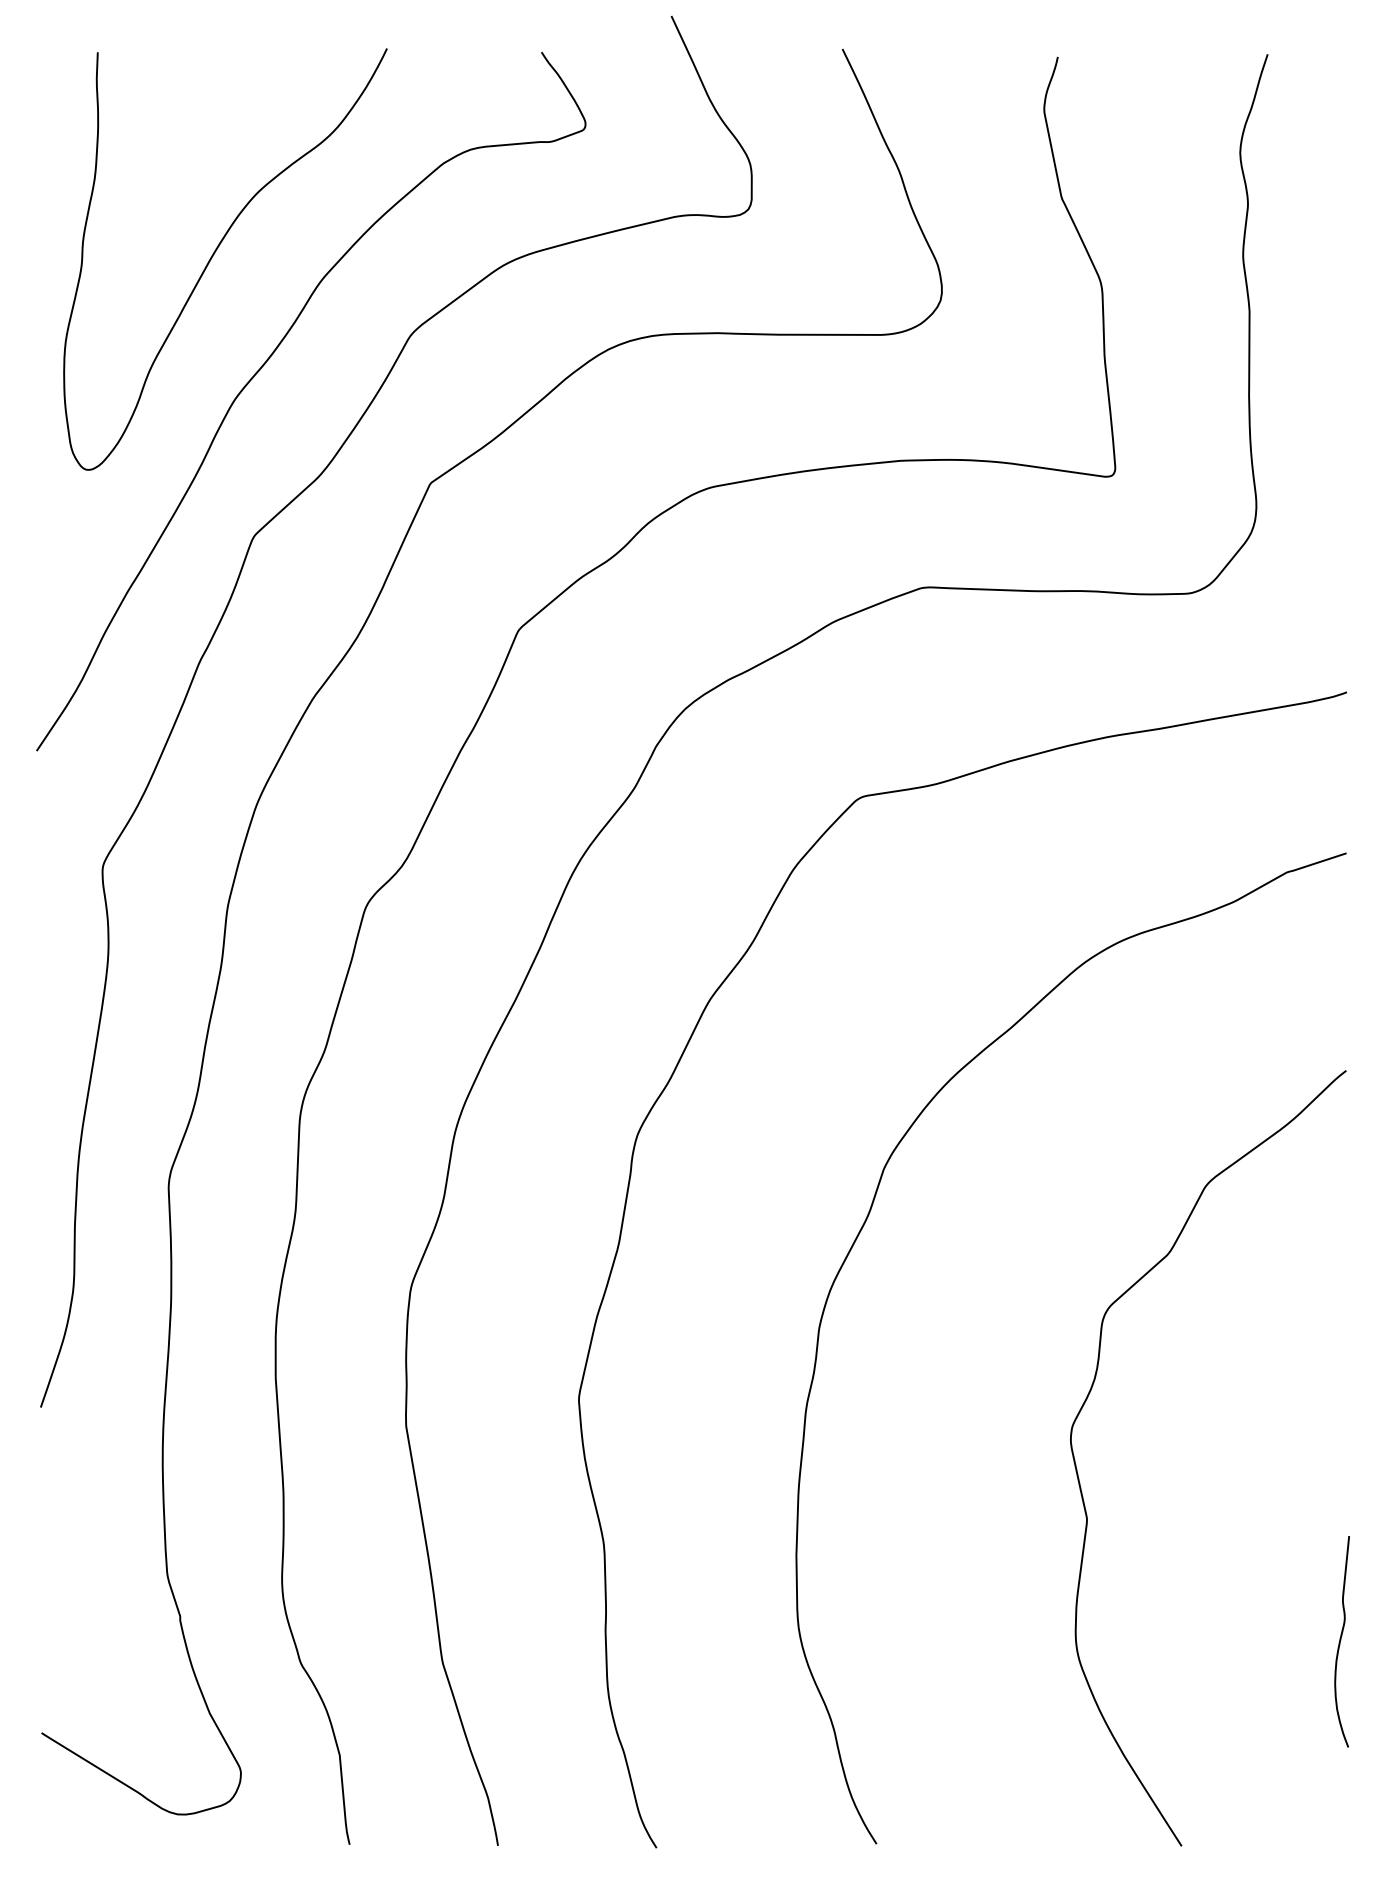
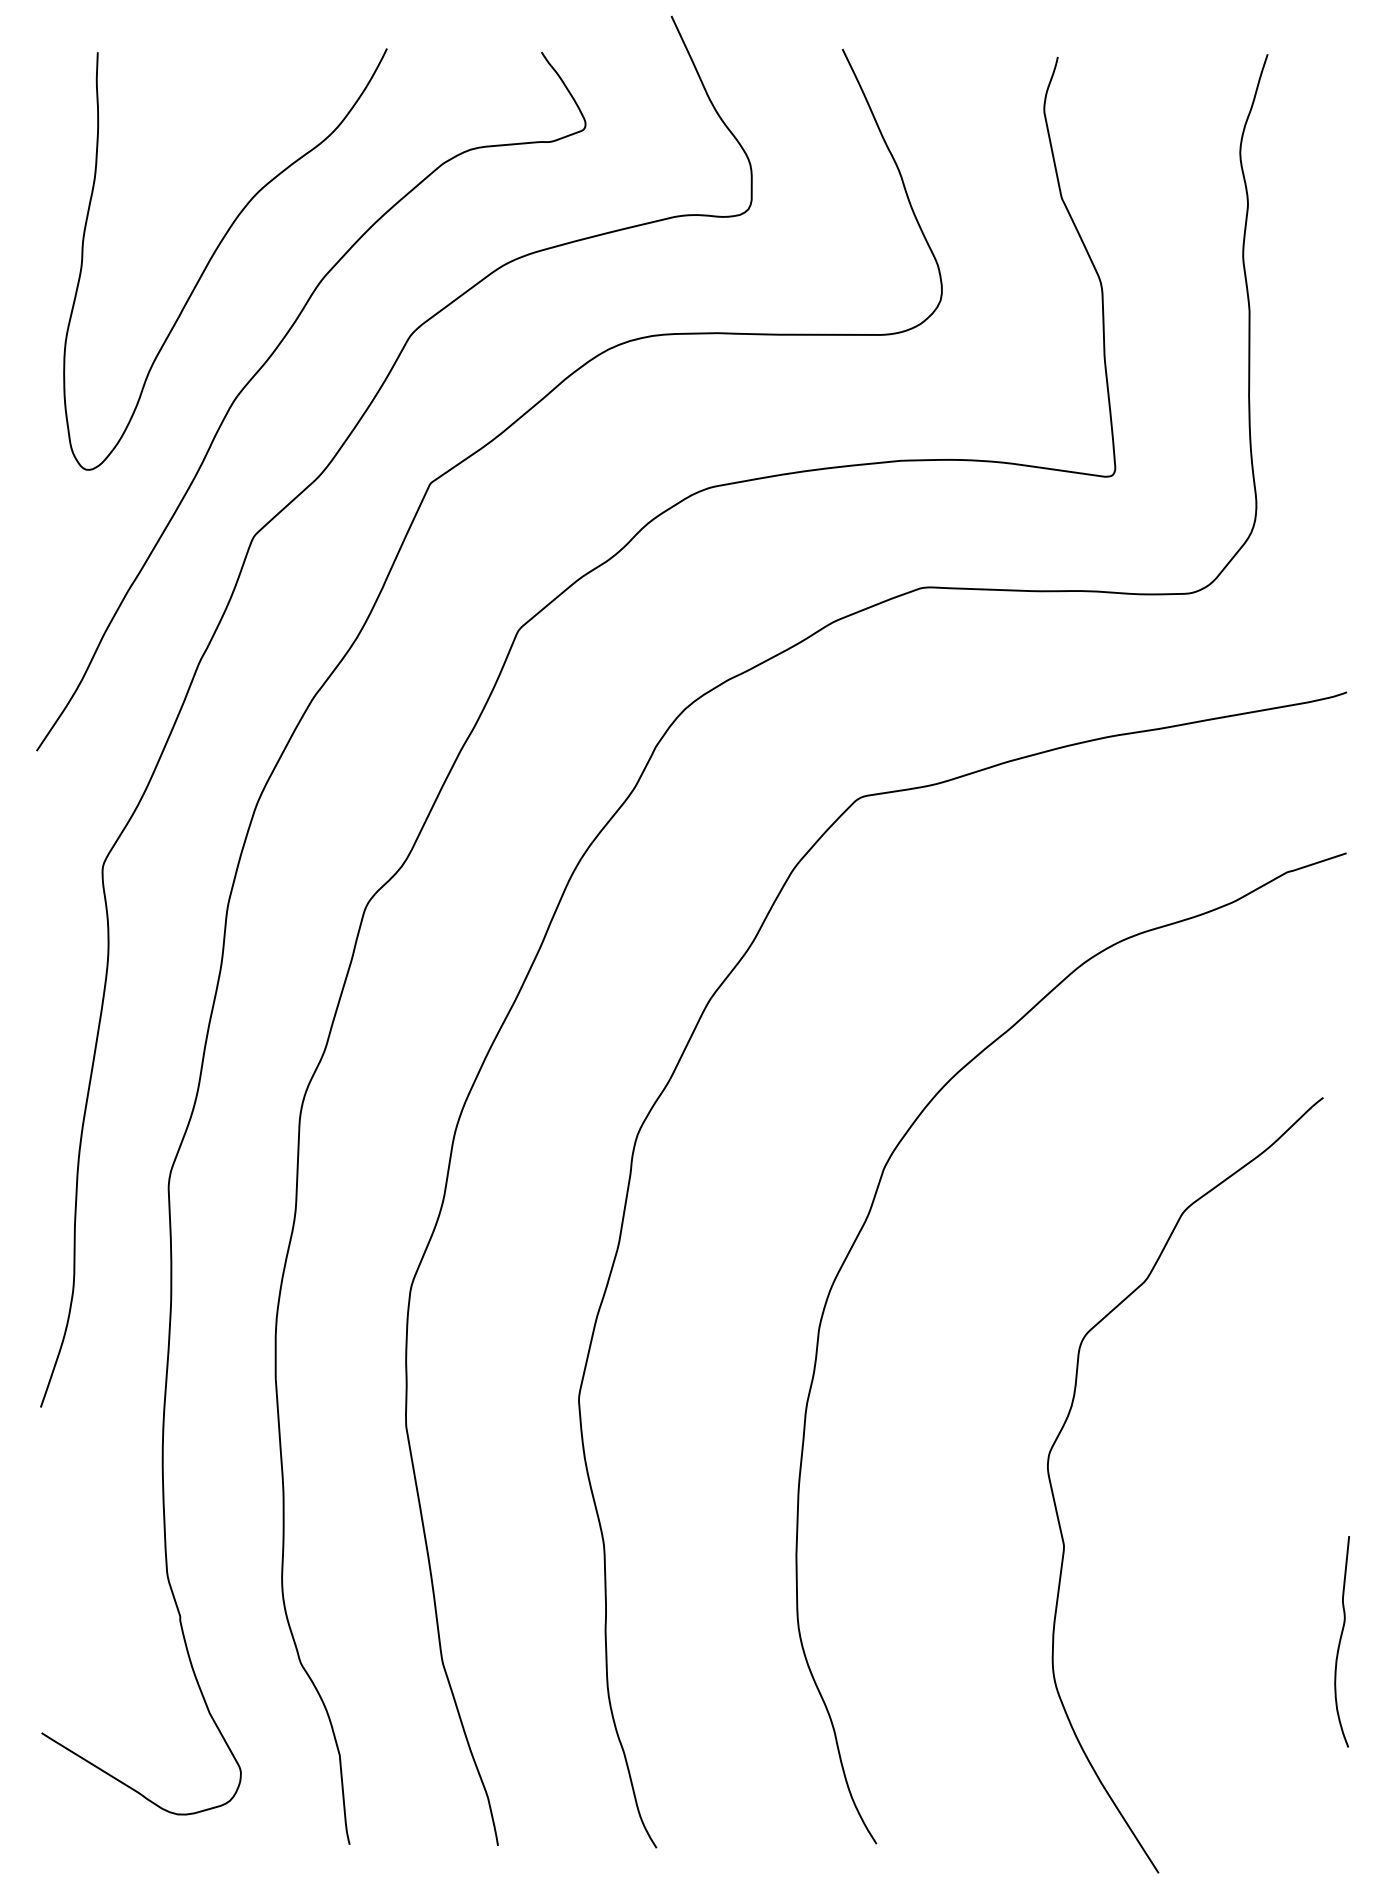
curve position: (1081, 1487) -> (1058, 1514) (1058, 1514)
